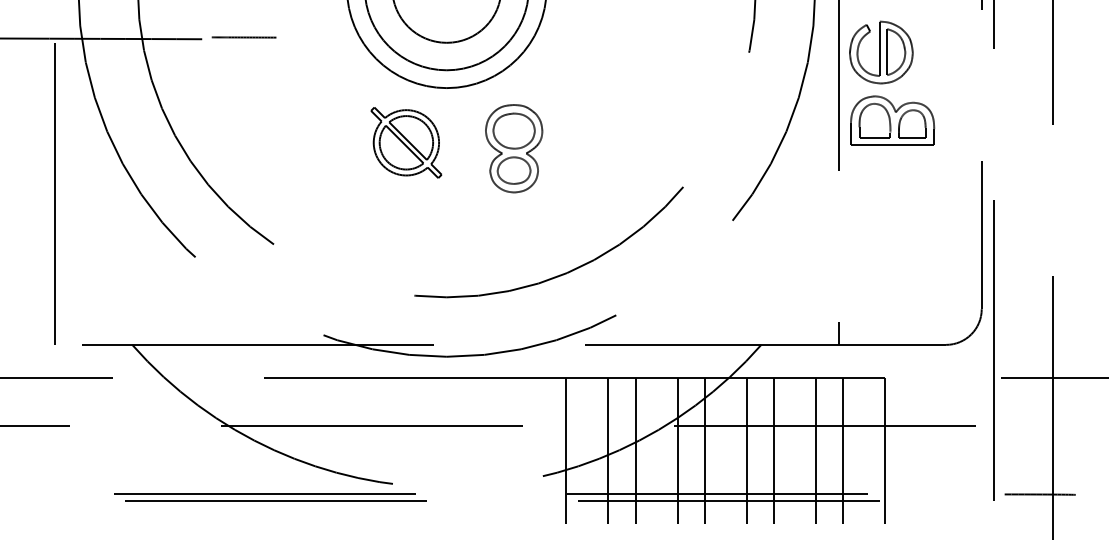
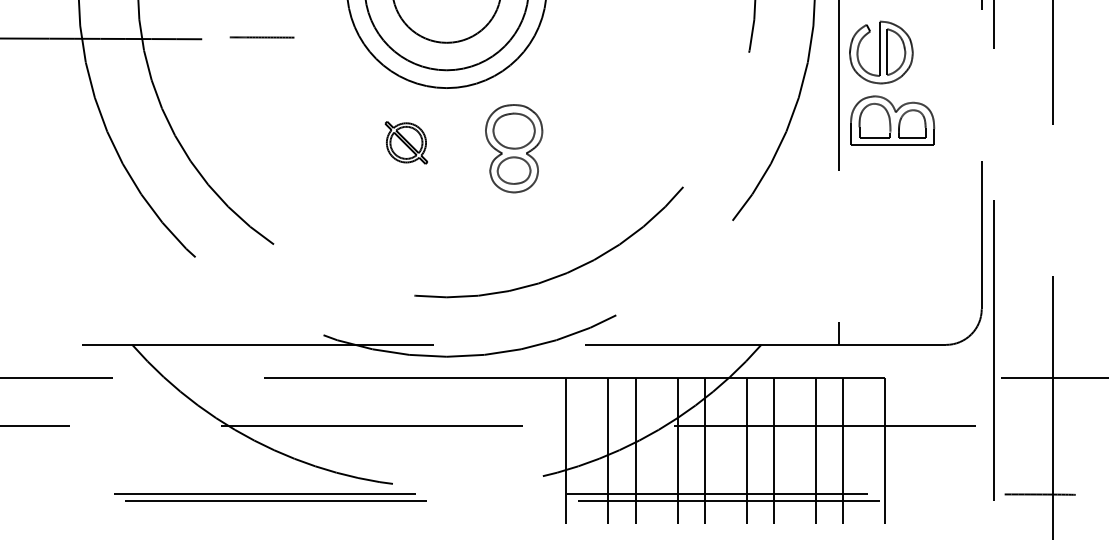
line position: (243, 37) -> (261, 37) (261, 37)
part size: 73x72 px -> 44x44 px (405, 142)
line: present -> none (54, 173)
